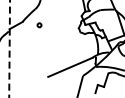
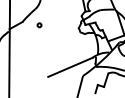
line: dashed -> solid (9, 49)
